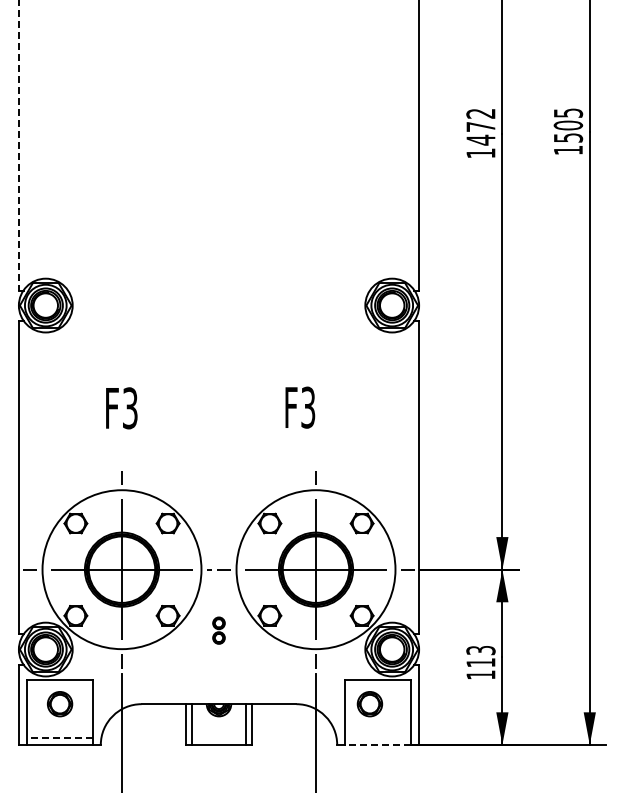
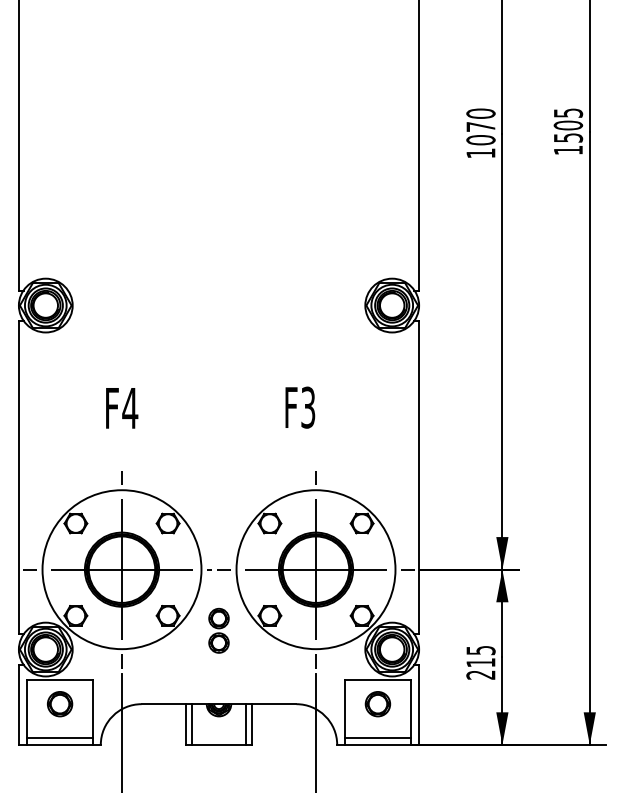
text: 1472 -> 1070 (480, 126)
line: dashed -> solid (19, 145)
text: F3 -> F4 (130, 408)
part size: 14x29 px -> 22x47 px (218, 630)
text: 113 -> 215 (480, 662)
part position: (369, 704) -> (377, 704) (377, 704)
line: dashed -> solid (60, 738)
line: none -> present (377, 738)
line: dashed -> solid (377, 744)
